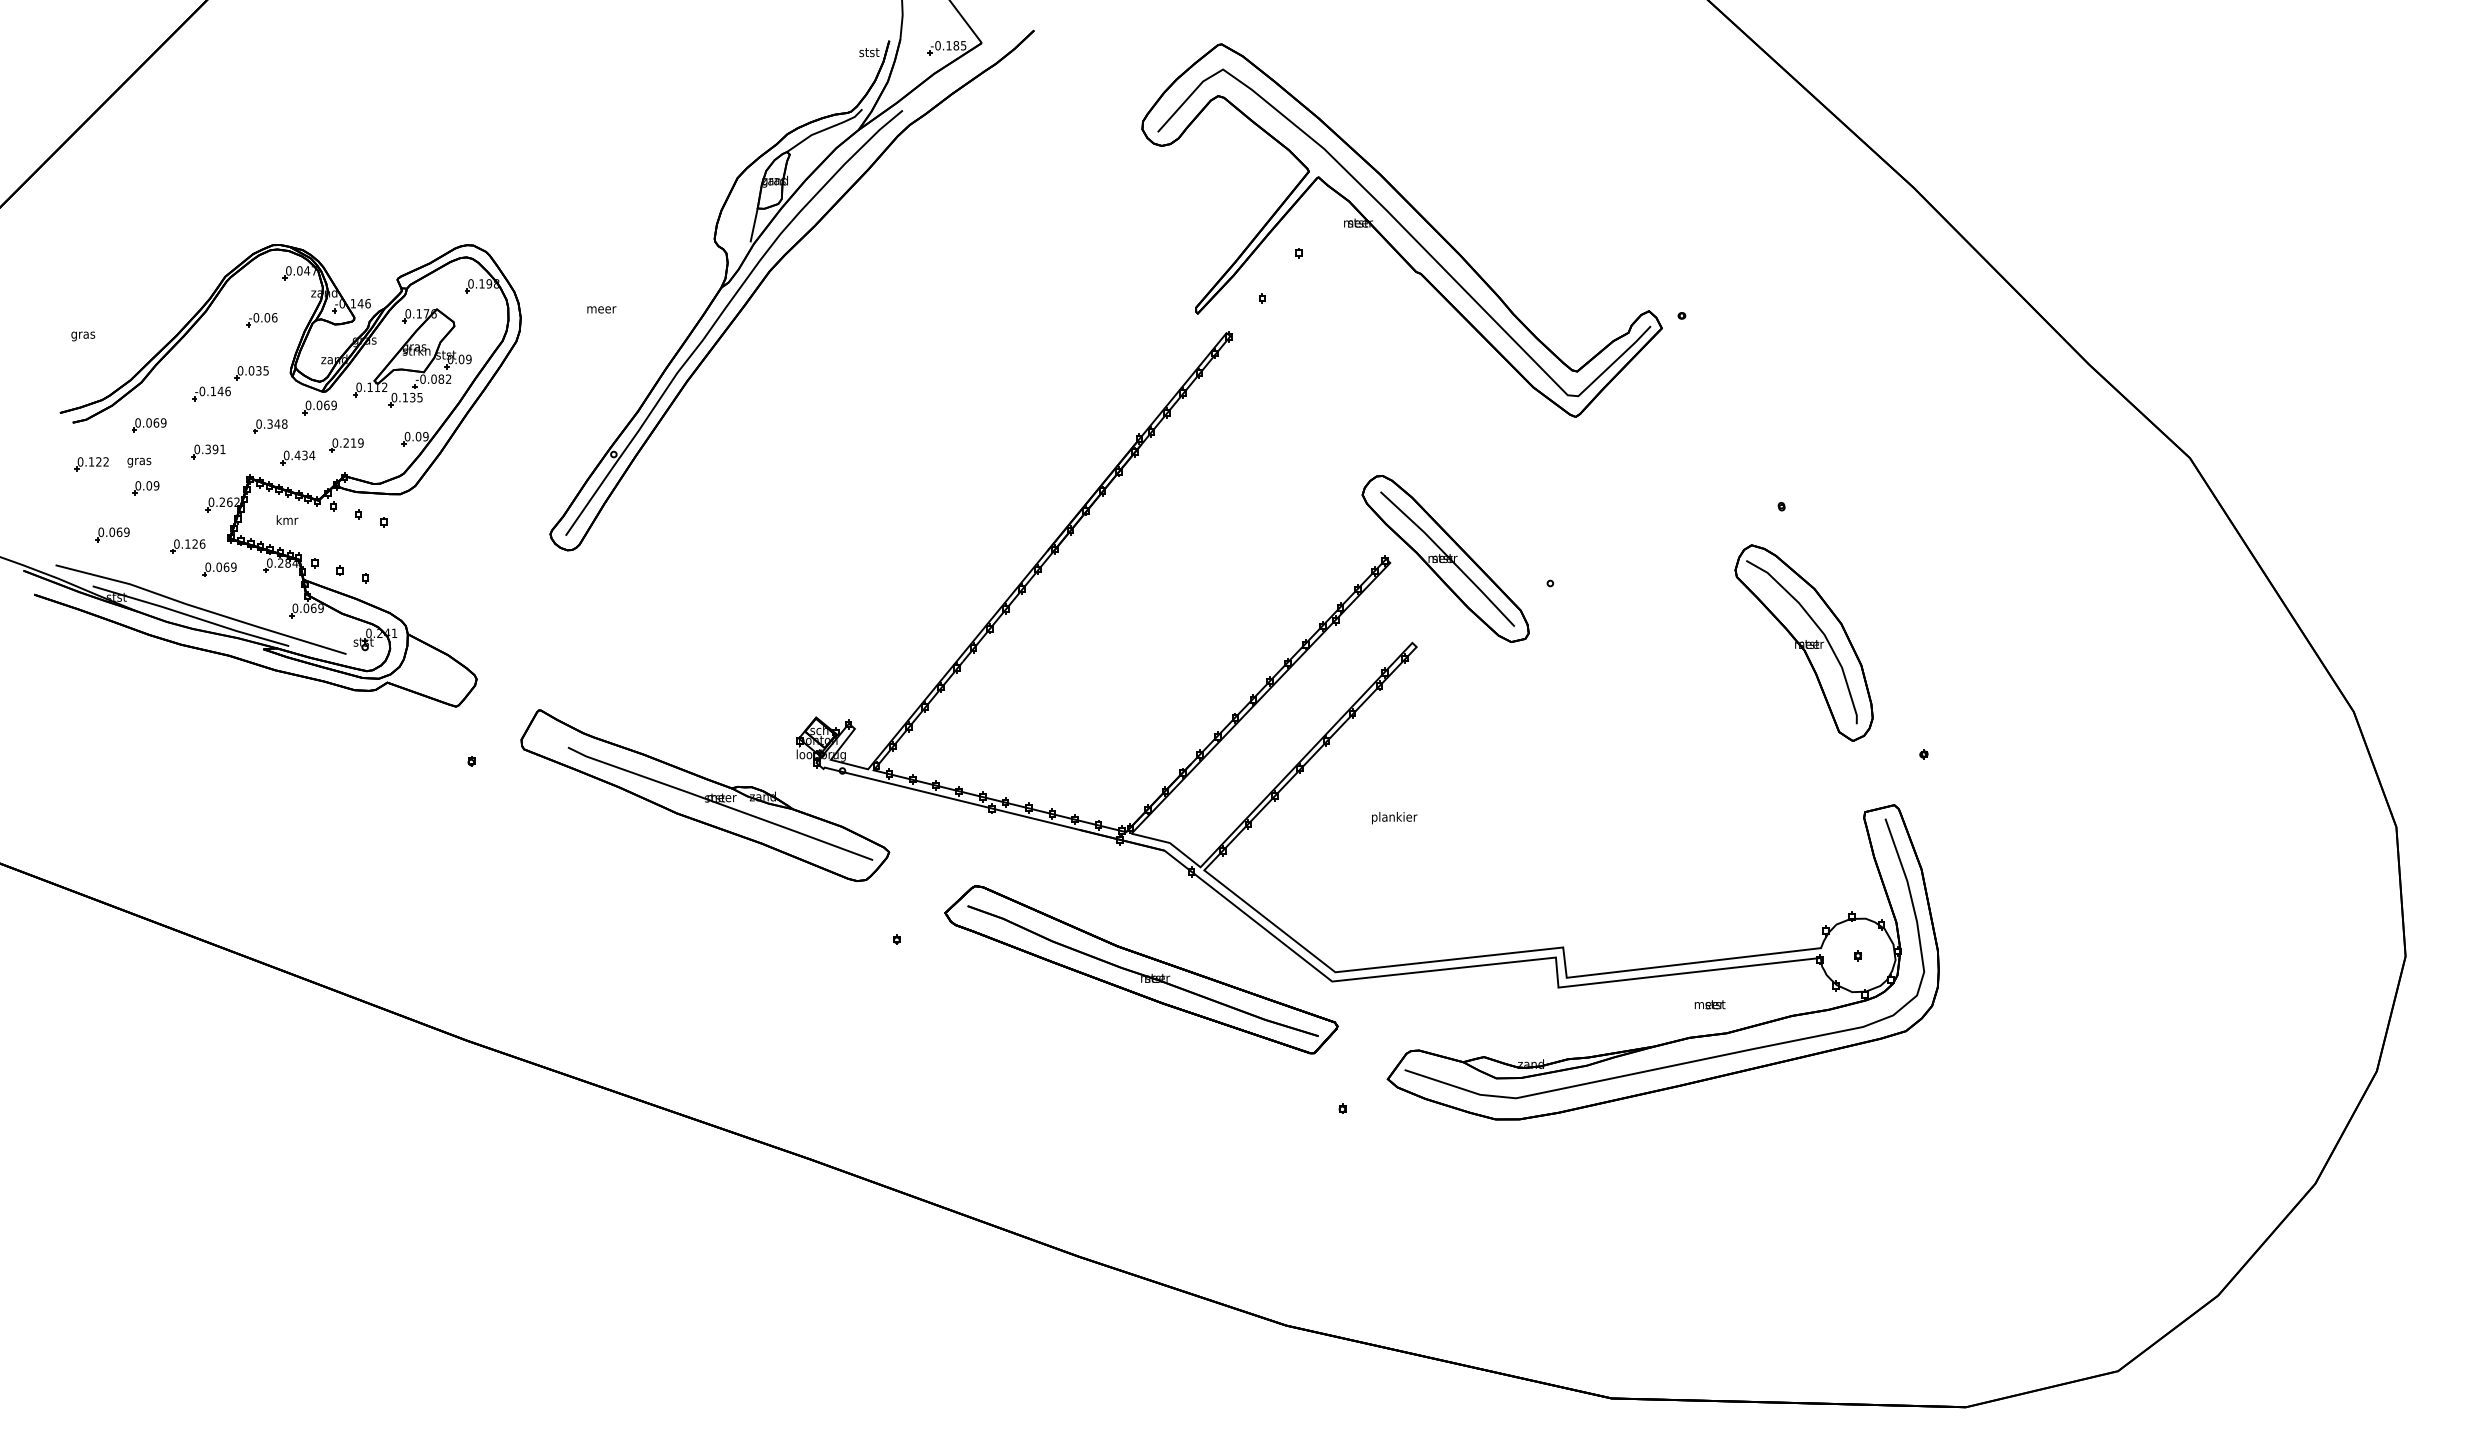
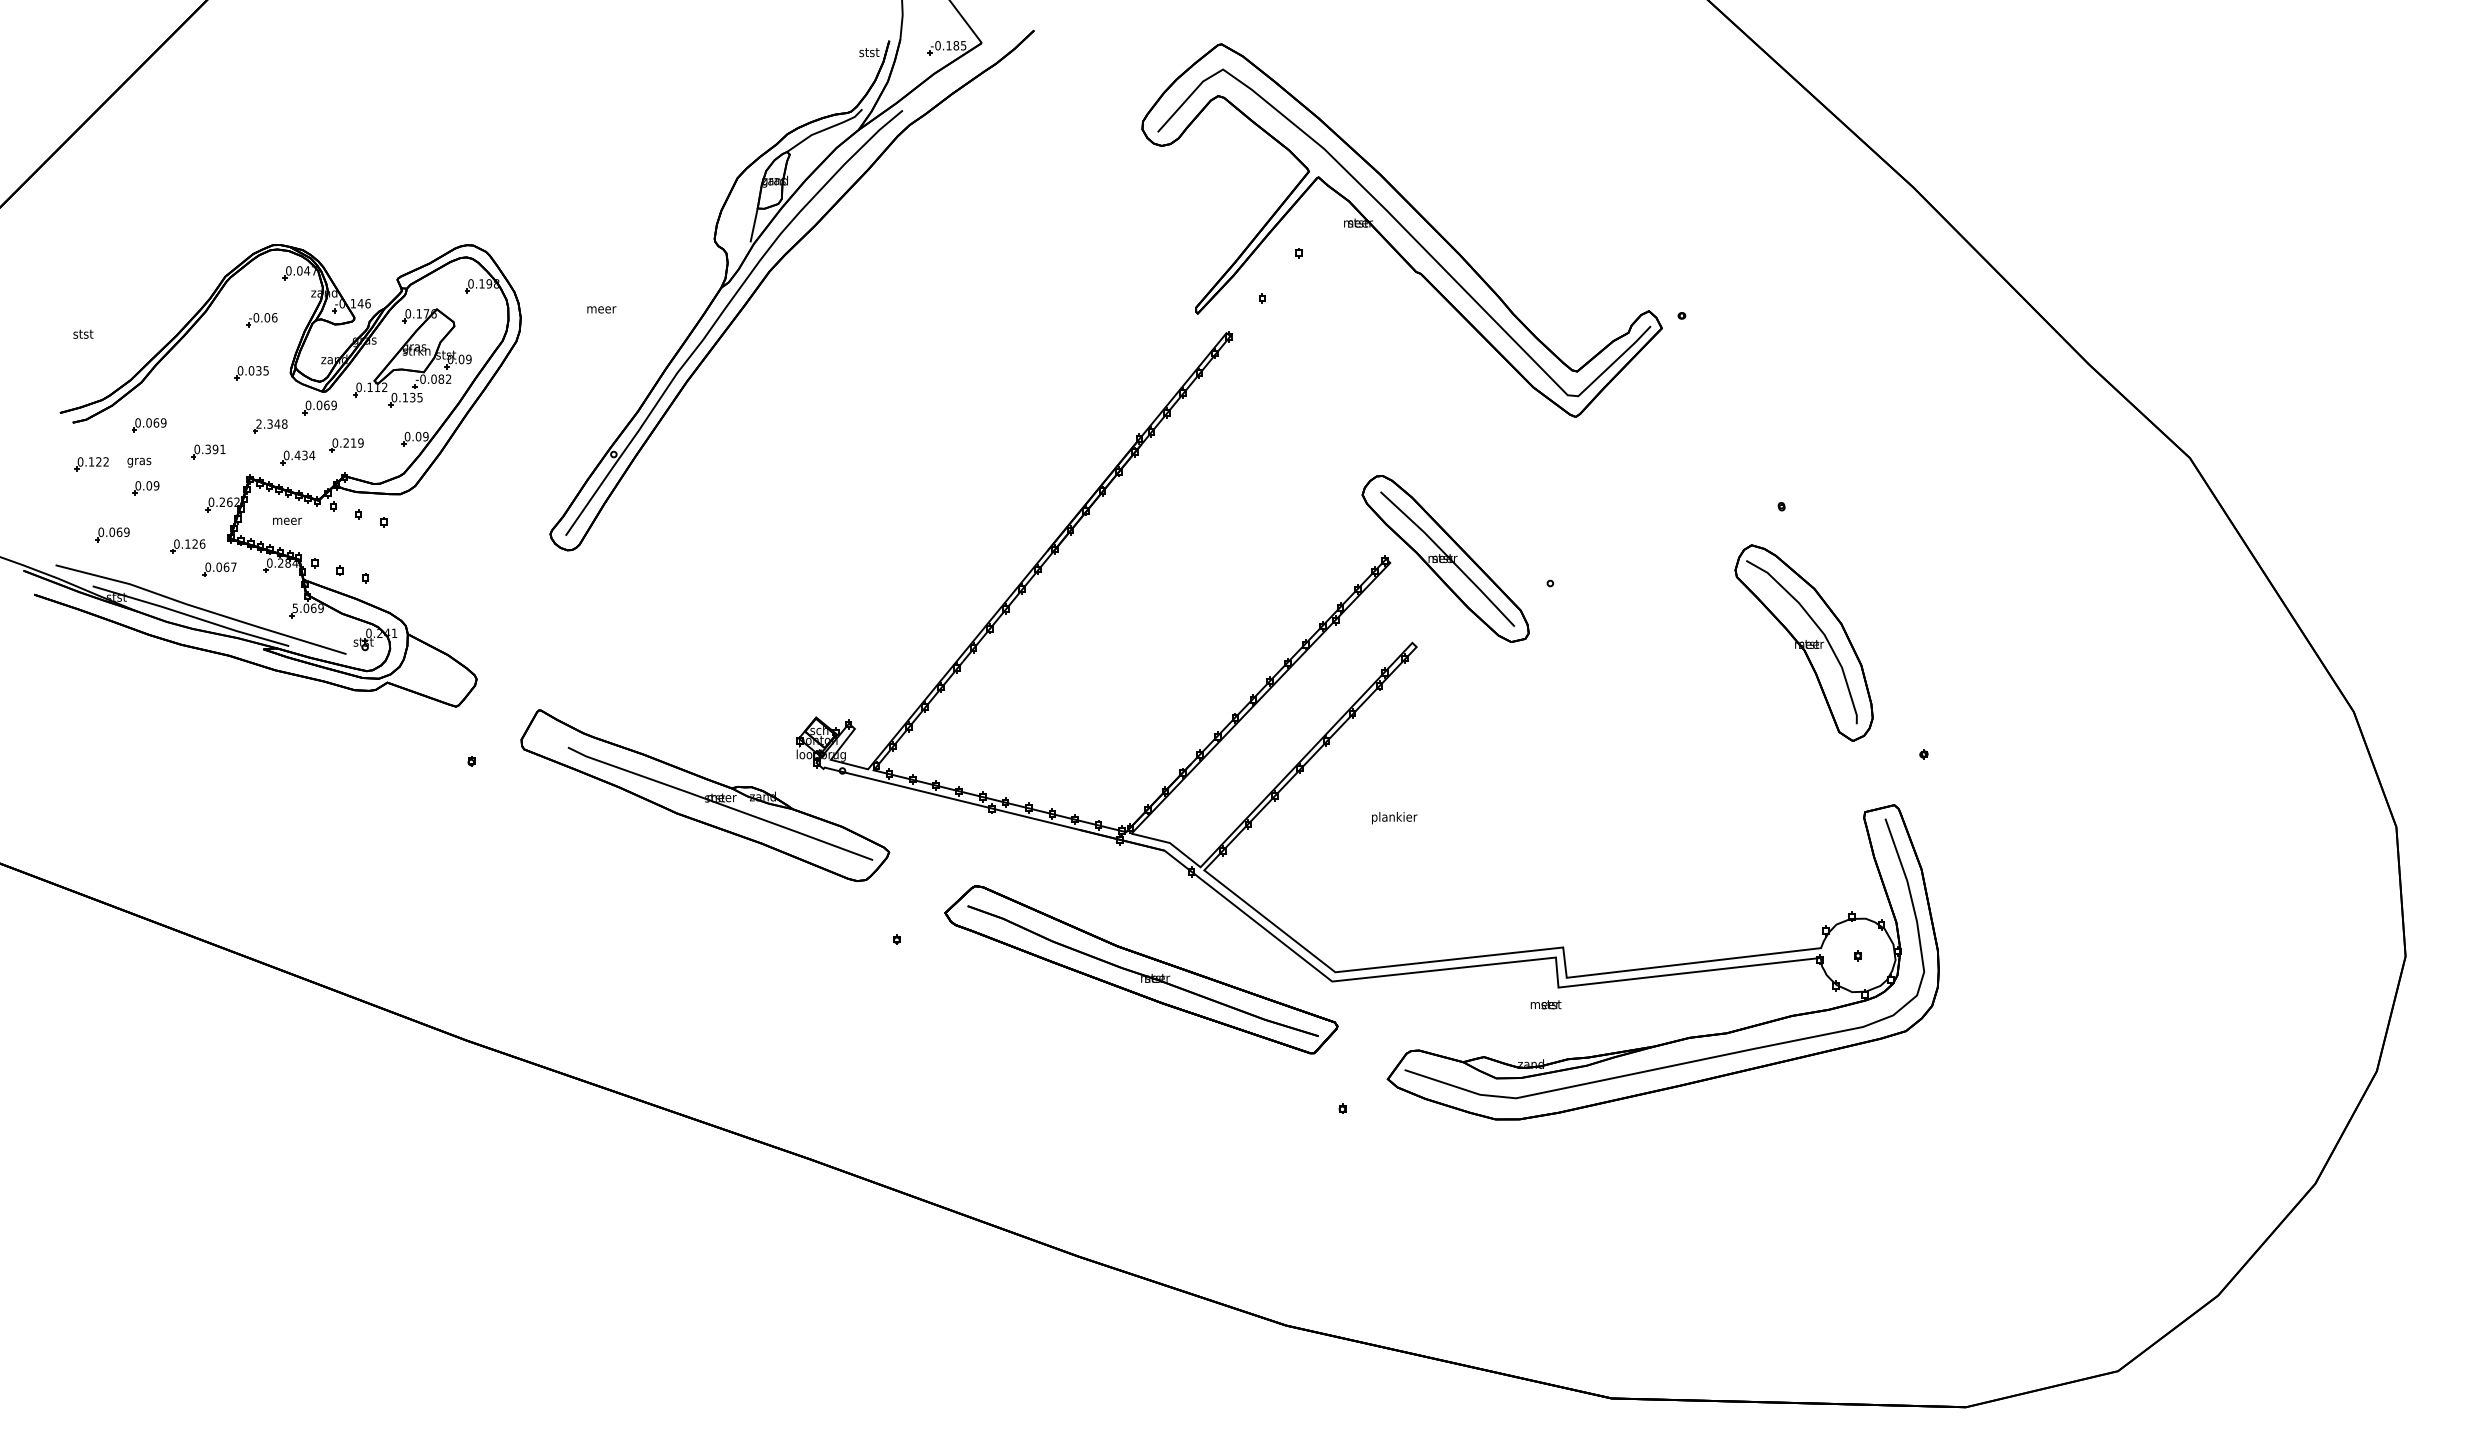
text: gras -> stst (83, 335)
part: present -> none (211, 393)
text: 0.348 -> 2.348 (258, 423)
text: kmr -> meer (287, 519)
text: 0.069 -> 0.067 (233, 567)
text: 0.069 -> 5.069 (295, 608)
text position: (1709, 1004) -> (1545, 1004) (1545, 1004)
